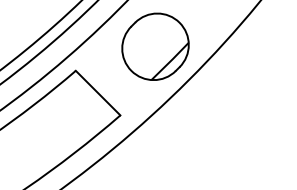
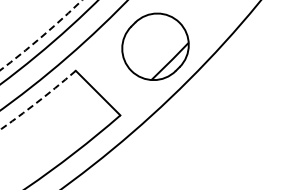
arc: solid -> dashed (42, 36)
arc: solid -> dashed (39, 100)
